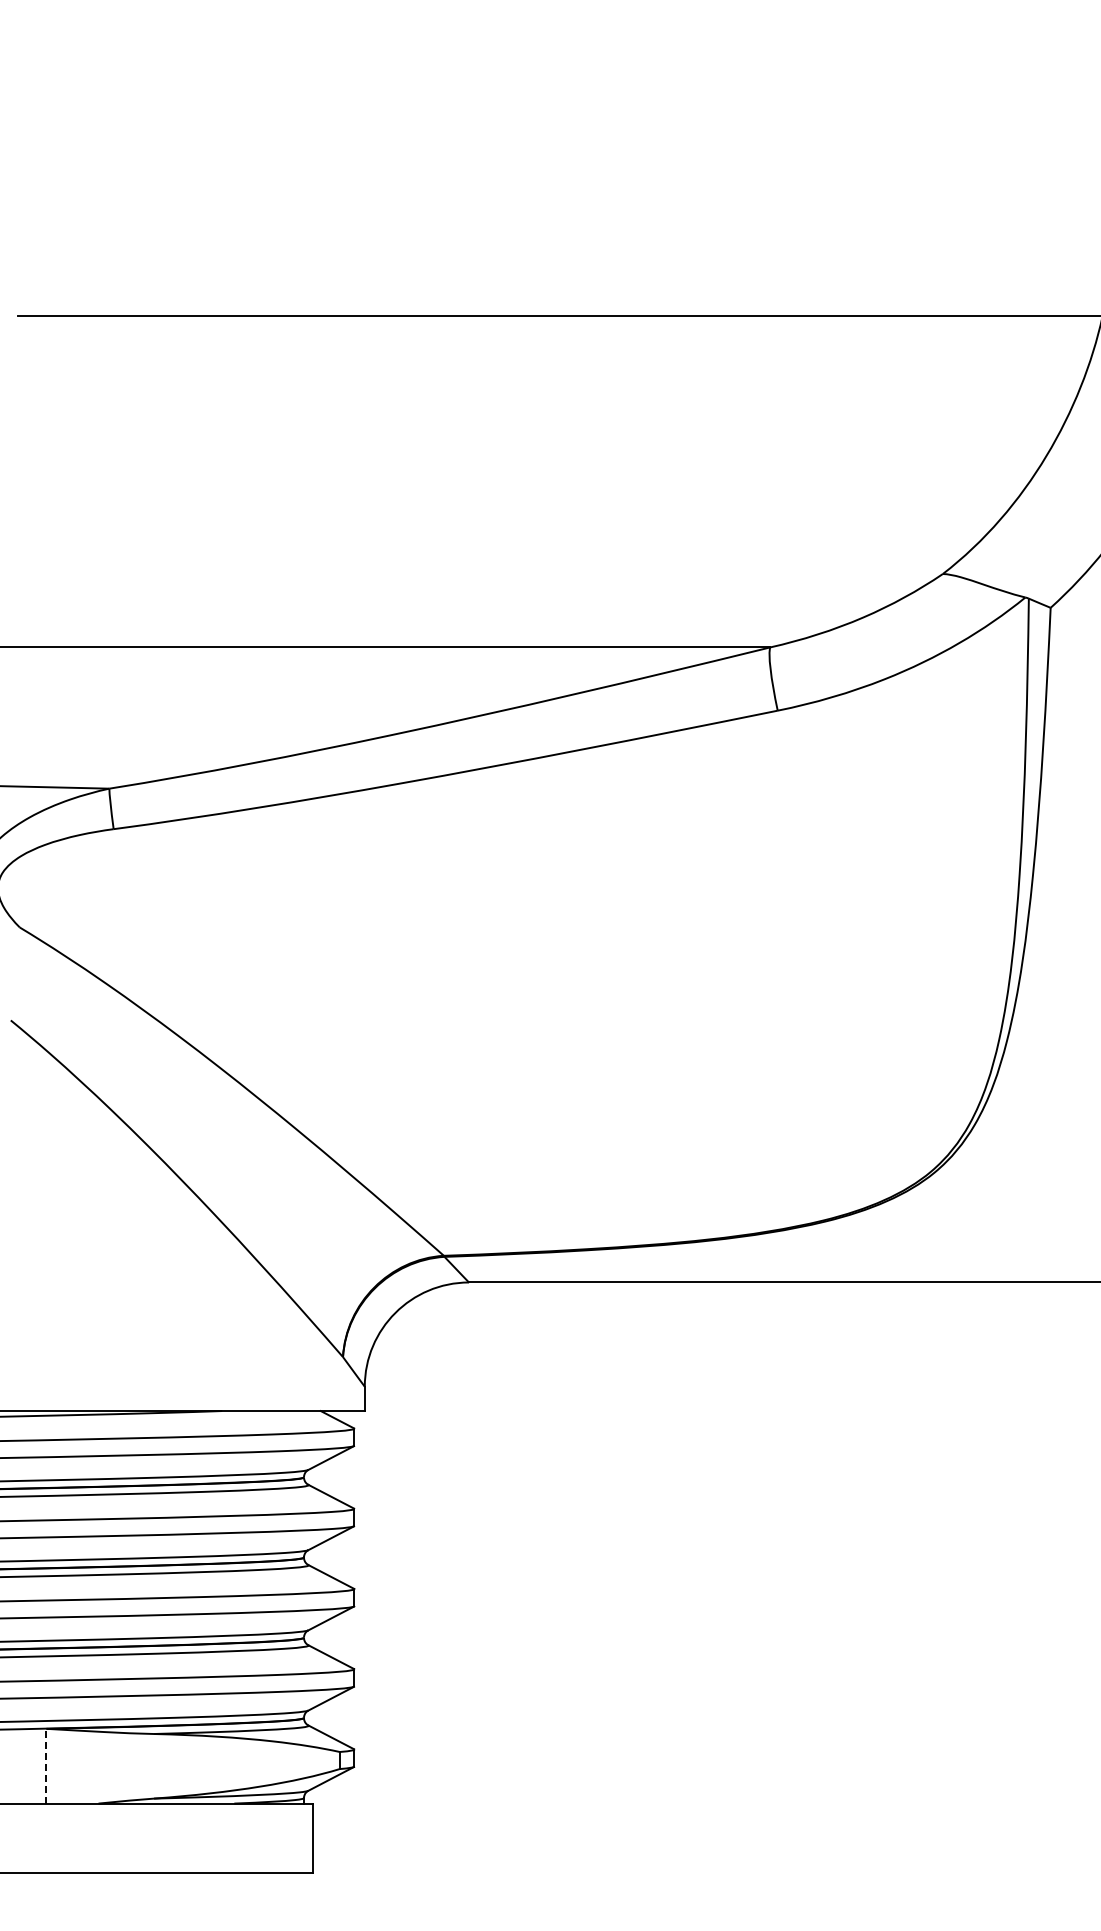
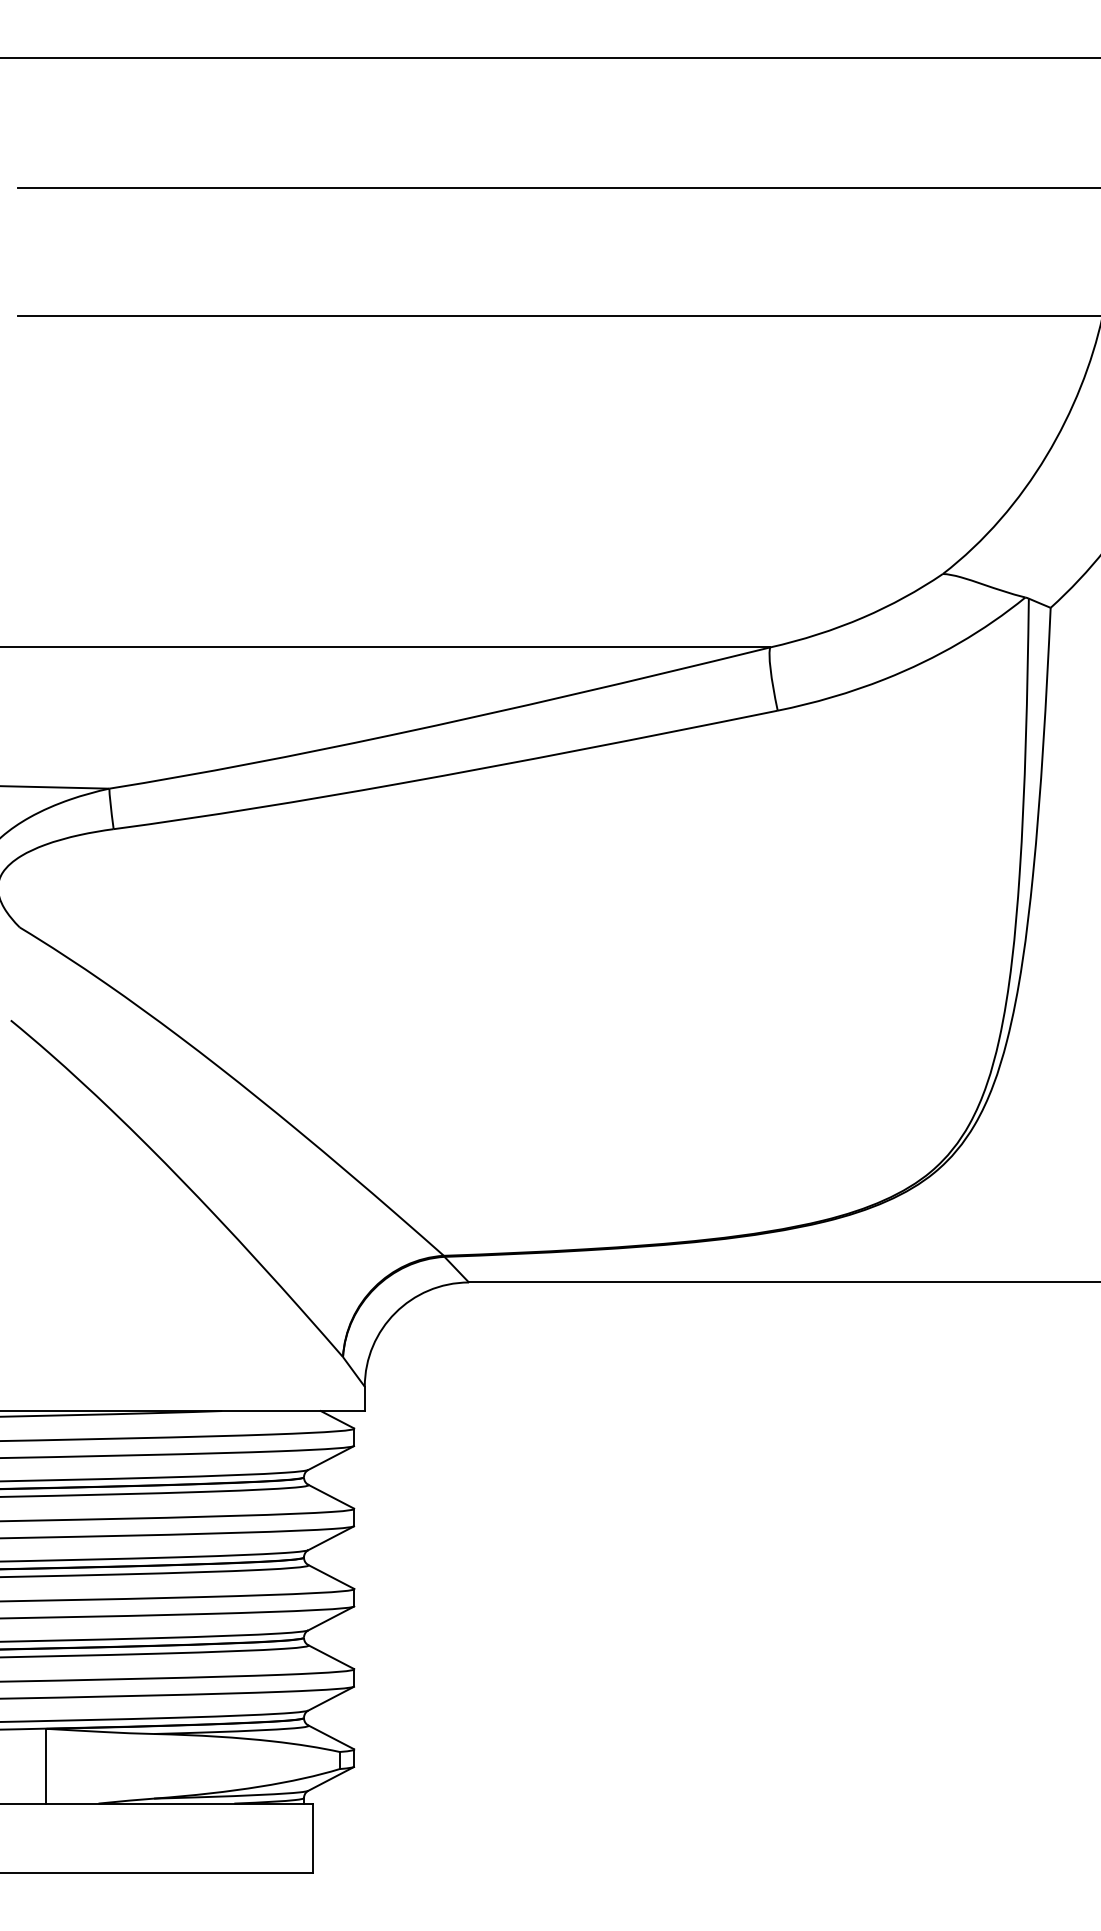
line: none -> present (549, 57)
line: none -> present (557, 188)
line: dashed -> solid (46, 1765)
